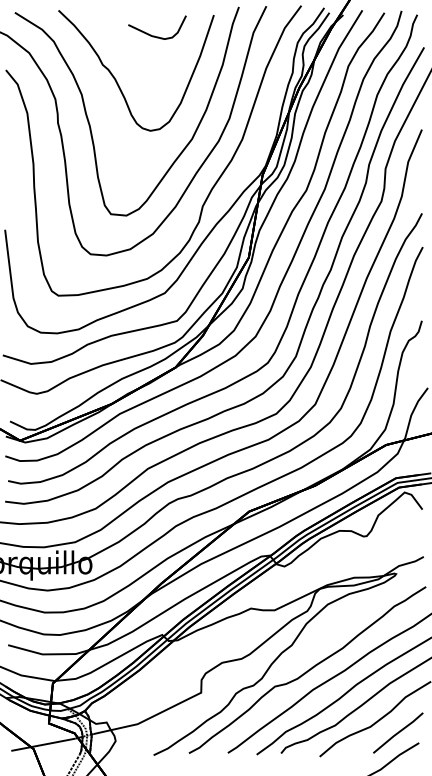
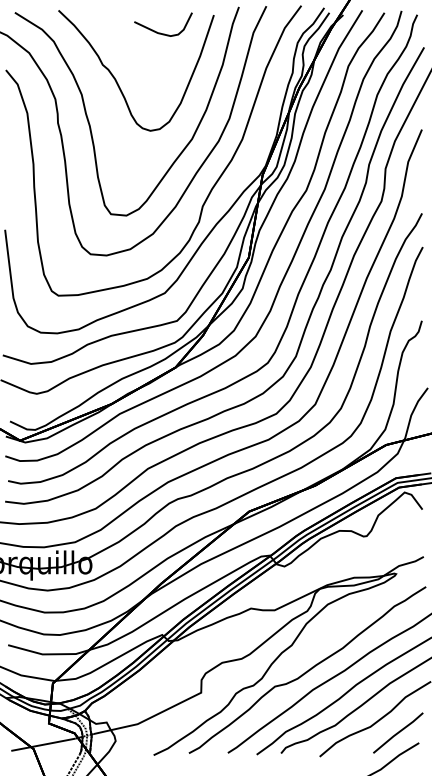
part position: (154, 35) -> (160, 32) (160, 32)
